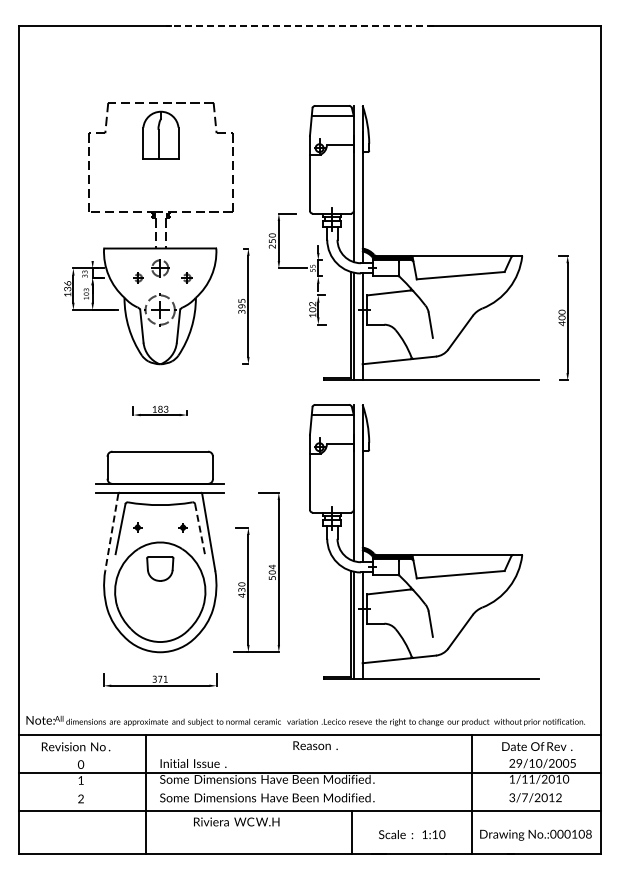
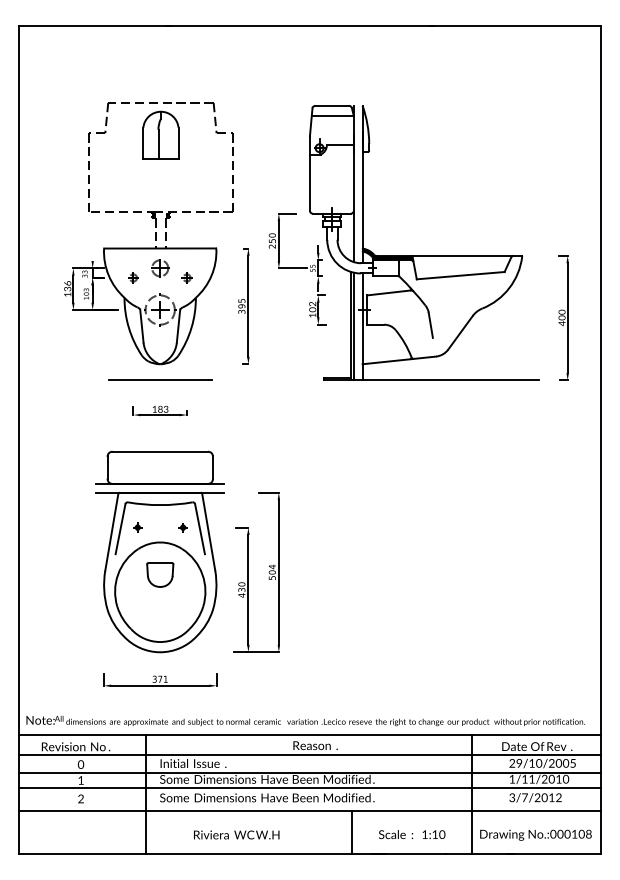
line: dashed -> solid (299, 26)
part position: (138, 277) -> (133, 277) (133, 277)
line: none -> present (159, 380)
line: dashed -> solid (200, 529)
line: dashed -> solid (111, 532)
part: present -> none (424, 554)
part position: (160, 568) -> (160, 574) (160, 574)
line: none -> present (309, 755)
line: none -> present (309, 788)
text position: (236, 821) -> (236, 834) (236, 834)
